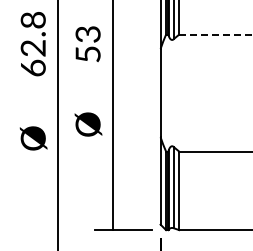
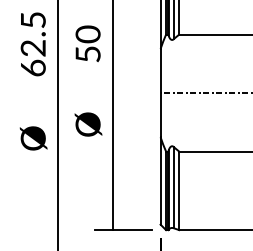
text: 62.8 -> 62.5 (32, 20)
text: 53 -> 50 (87, 34)
line: dashed -> solid (216, 34)
line: none -> present (204, 93)
